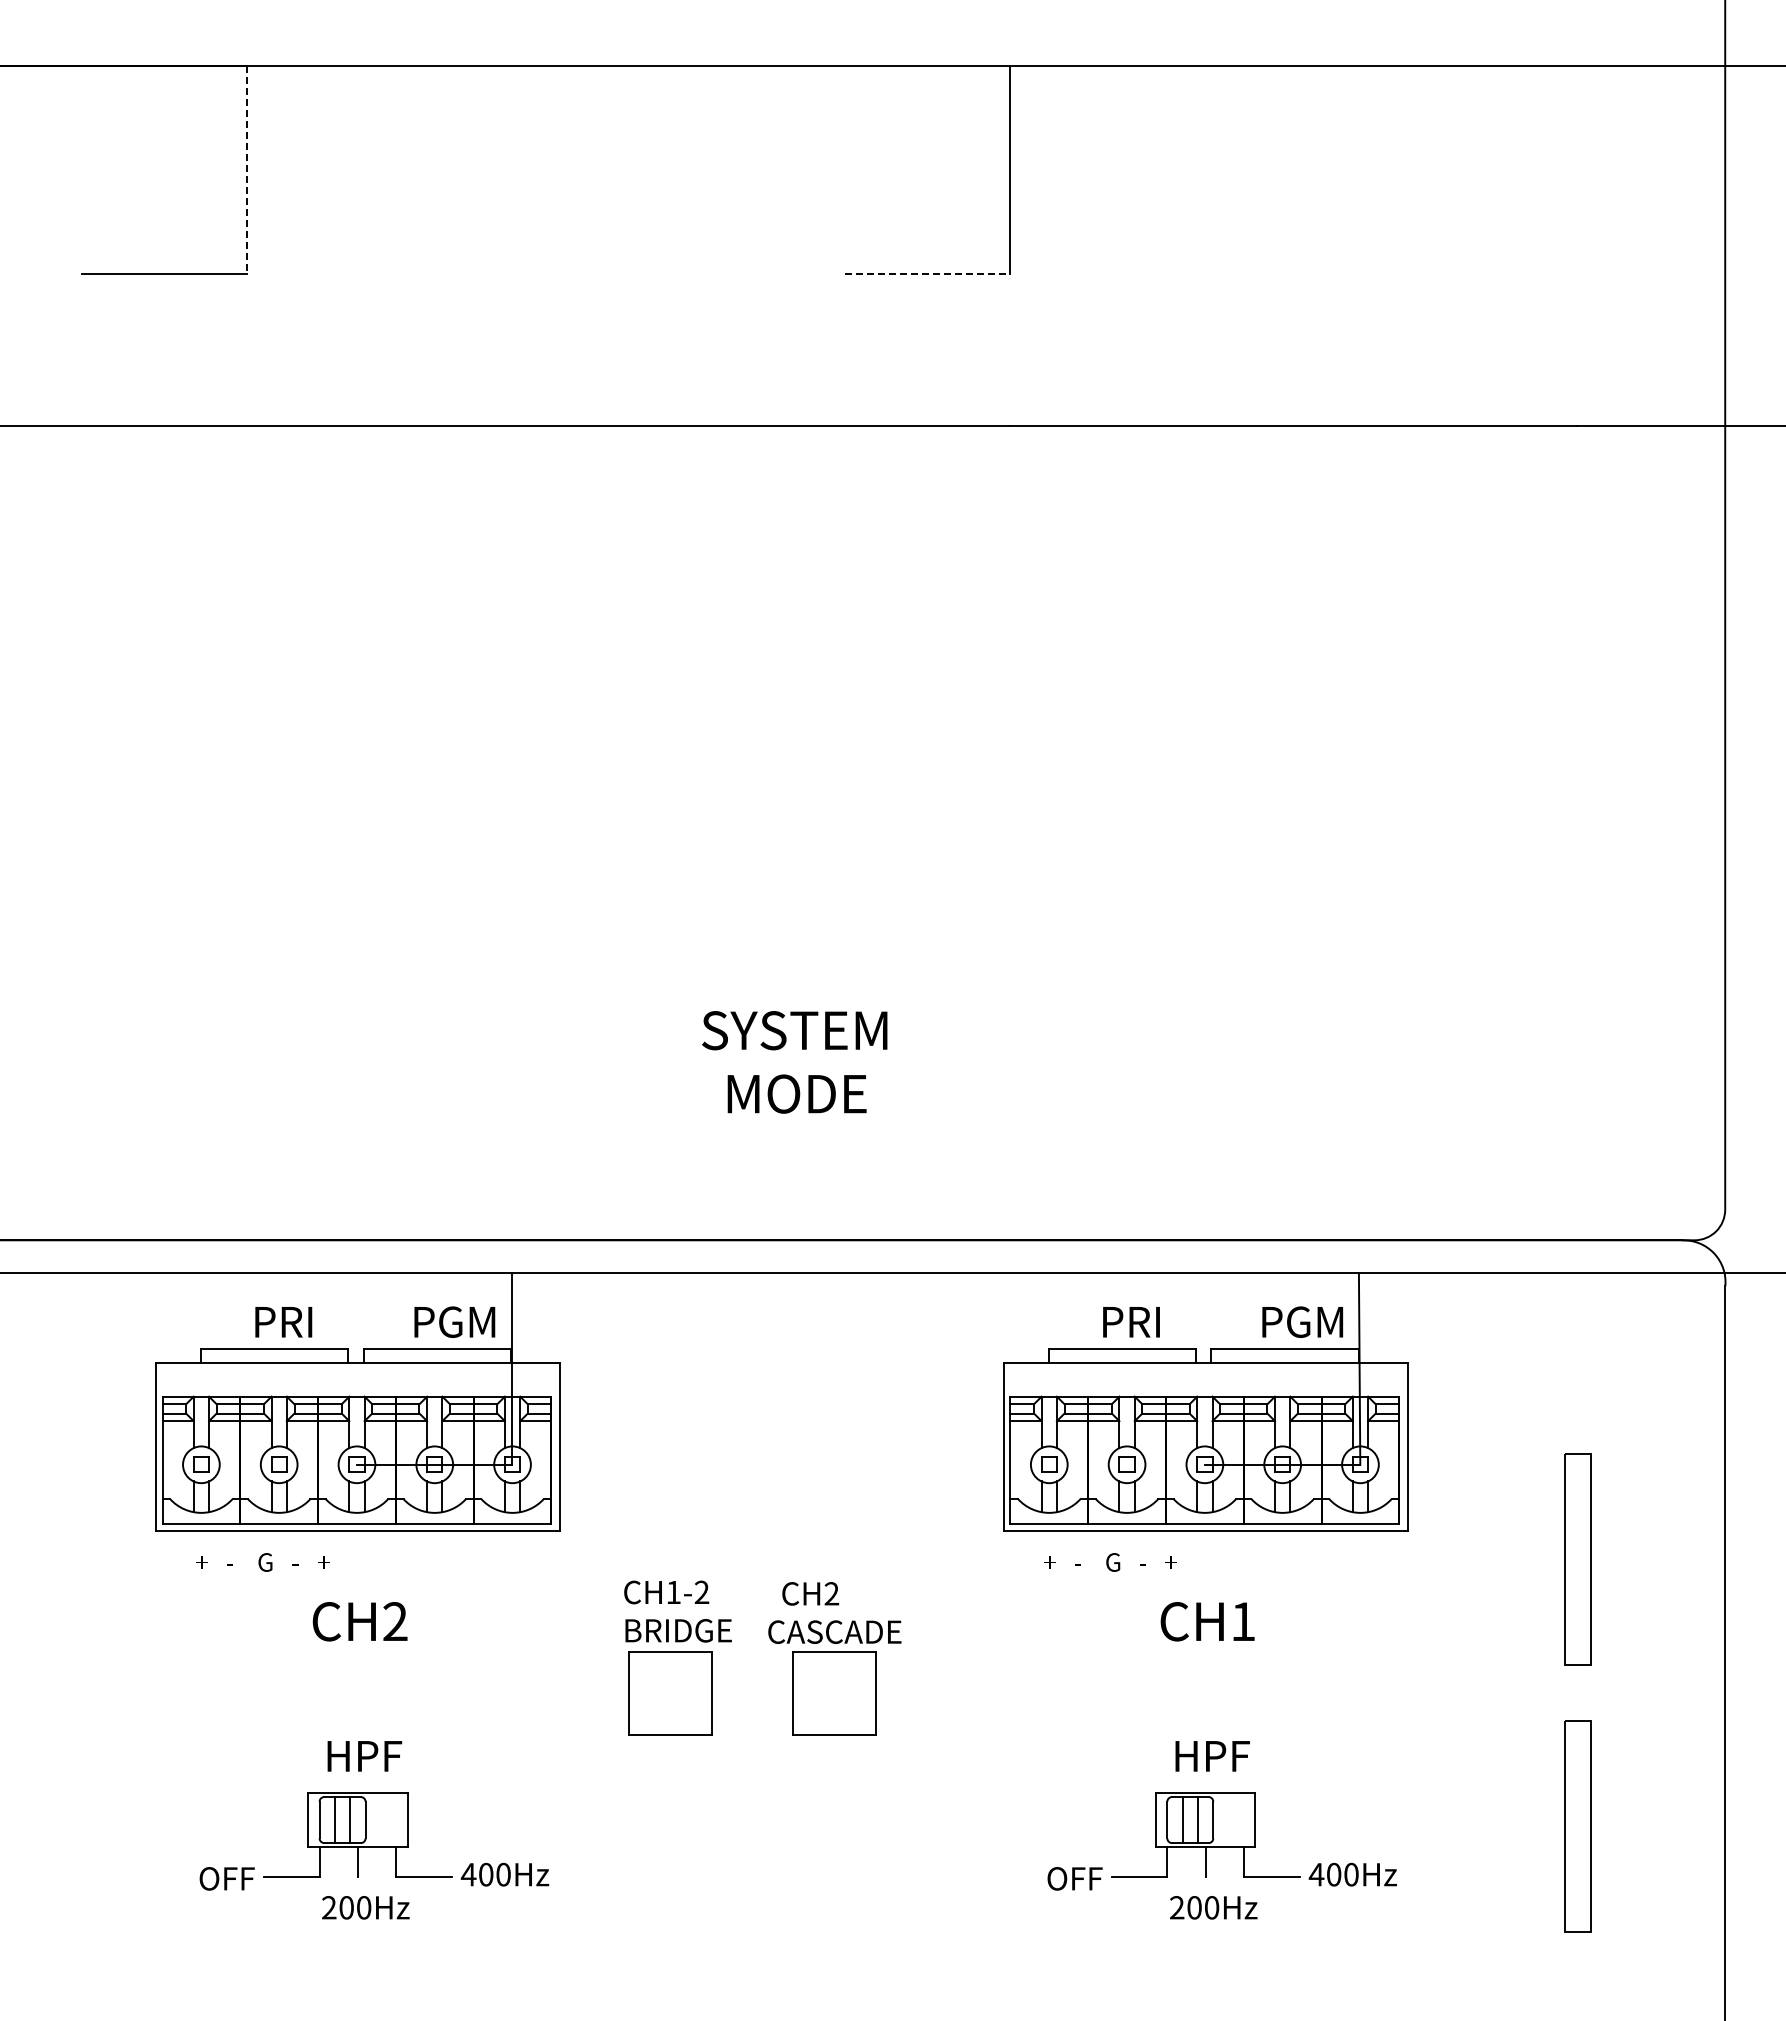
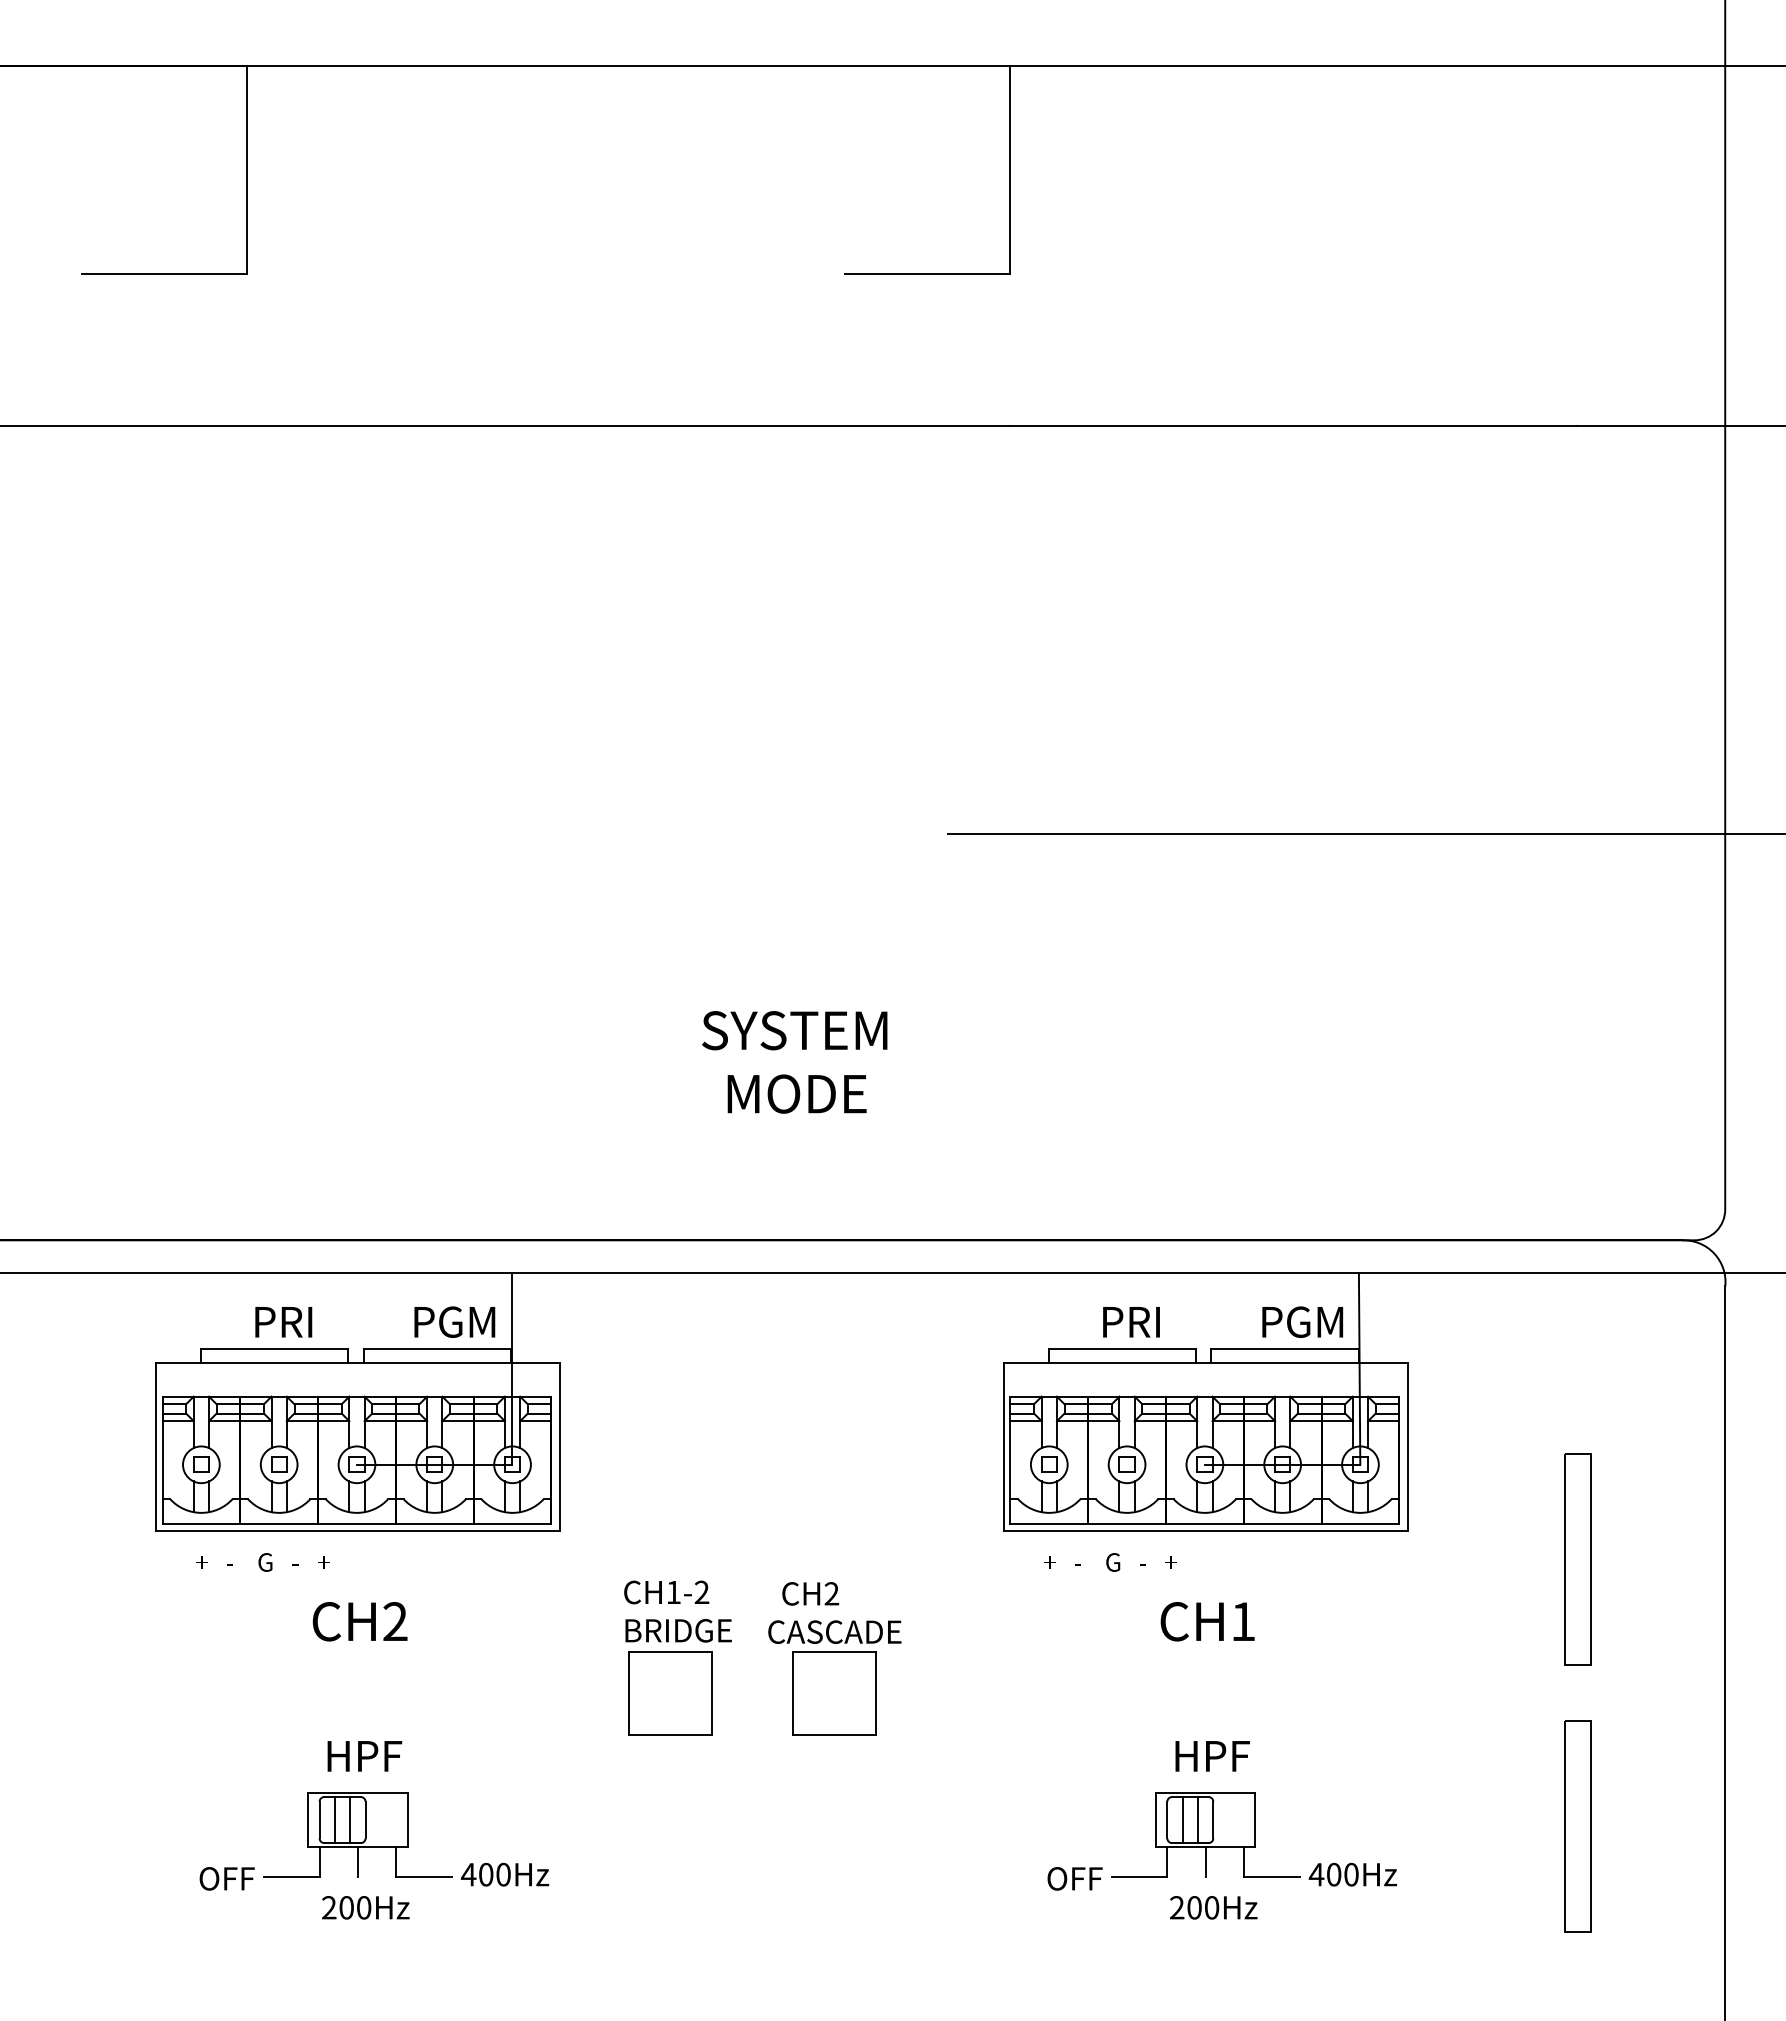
line: dashed -> solid (246, 170)
line: dashed -> solid (927, 274)
line: none -> present (1364, 833)
